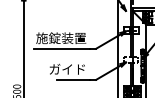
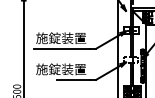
text: ガイド -> 施錠装置 (61, 69)
